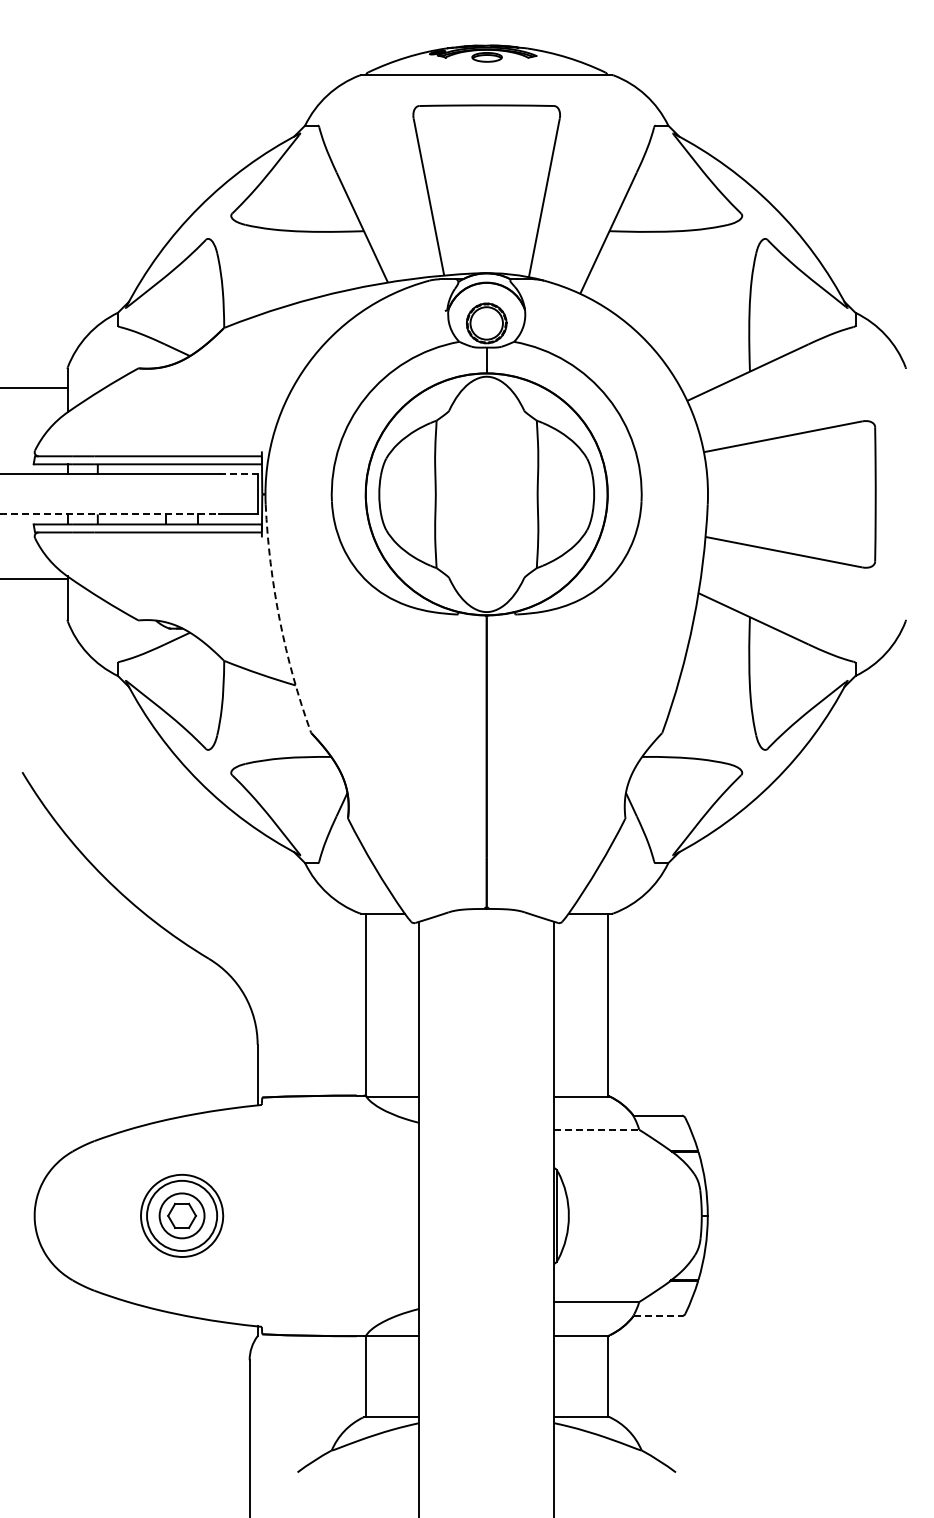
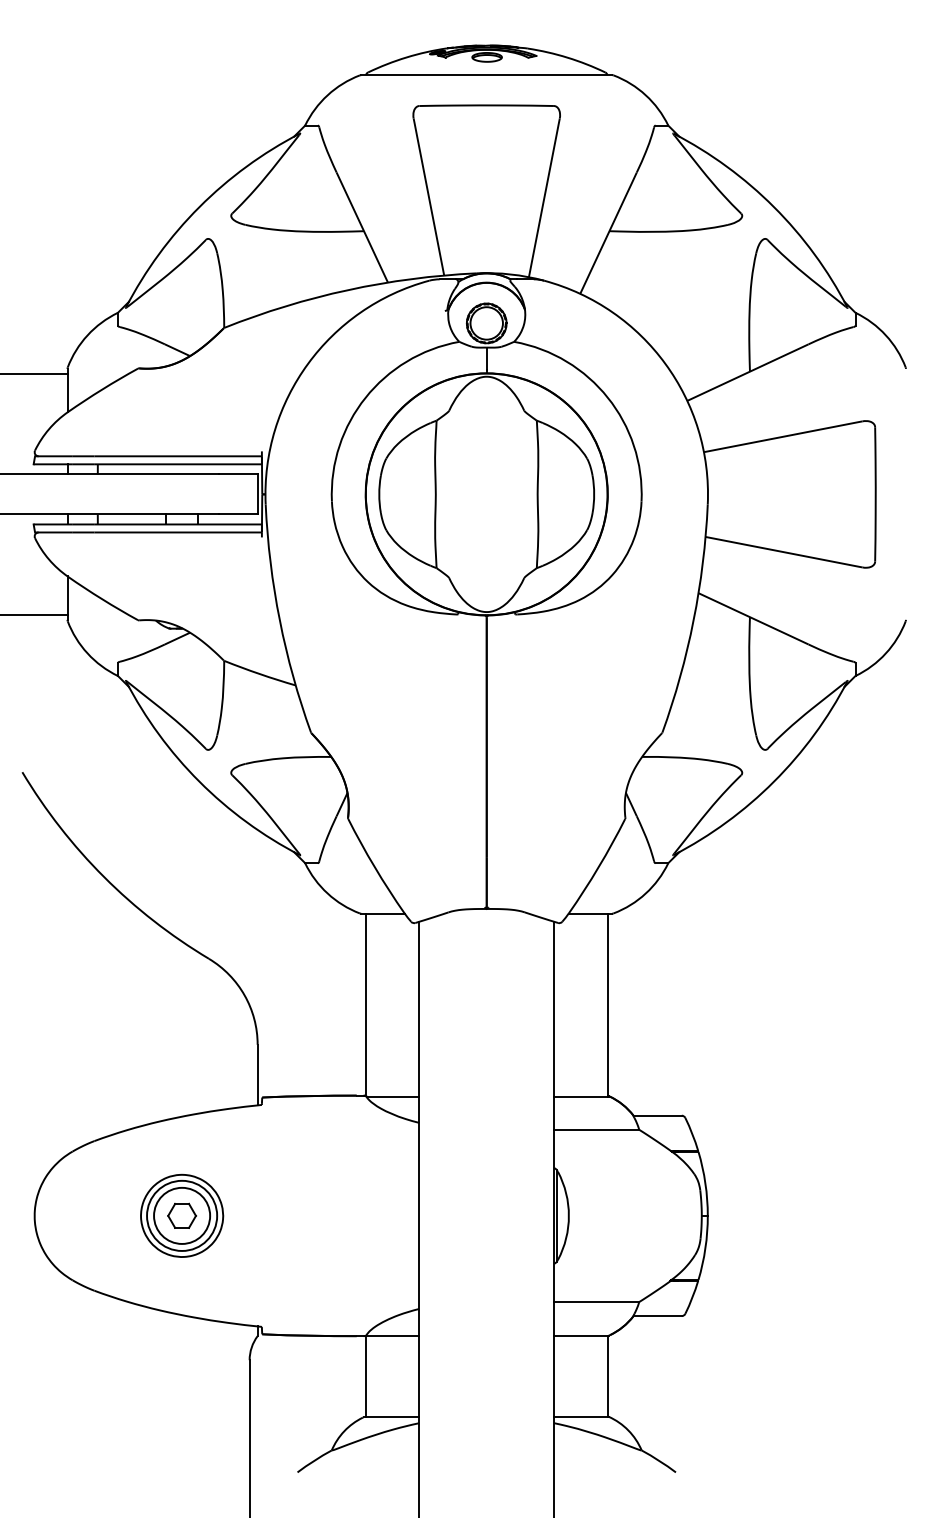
line position: (34, 387) -> (34, 373) (34, 373)
line: dashed -> solid (238, 474)
line: dashed -> solid (110, 514)
line position: (34, 579) -> (34, 615) (34, 615)
arc: dashed -> solid (279, 620)
line: dashed -> solid (597, 1129)
circle diameter: 45 px -> 56 px (182, 1215)
line: dashed -> solid (658, 1316)
